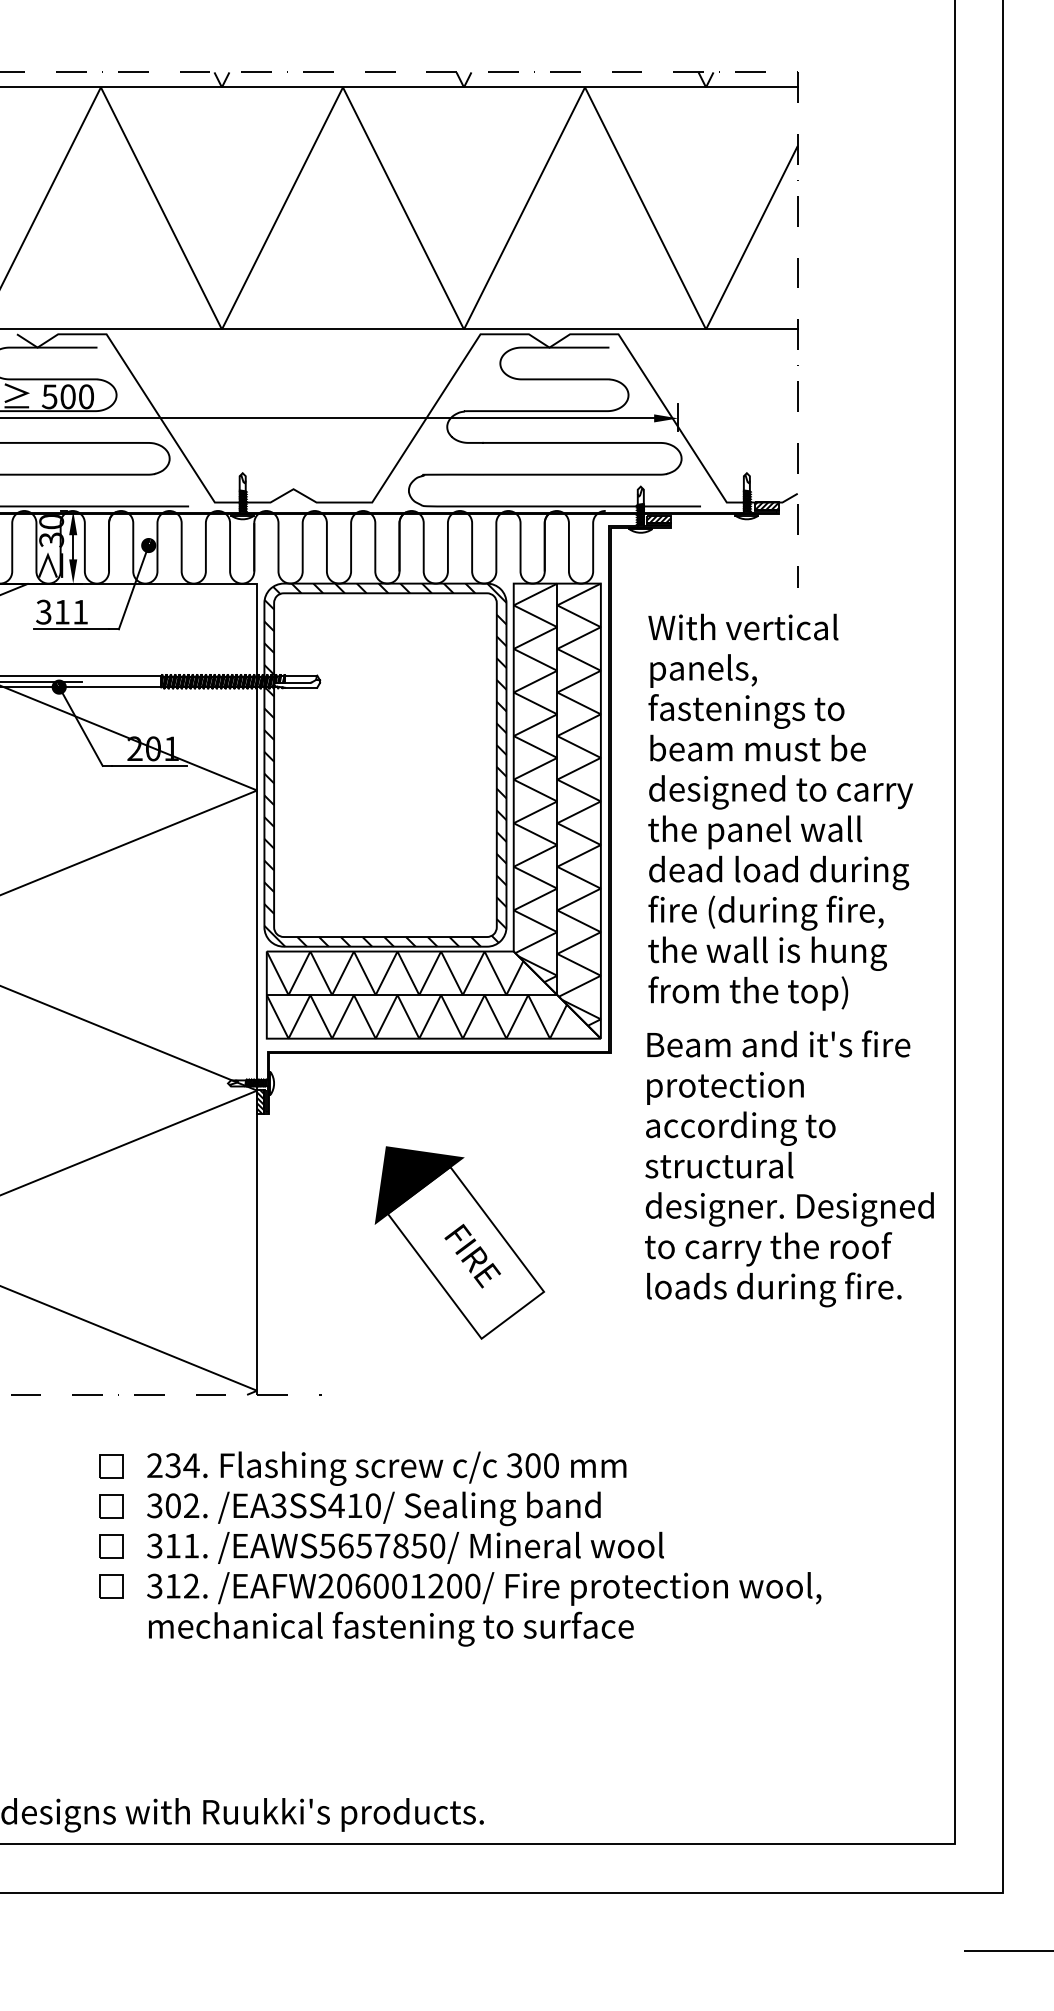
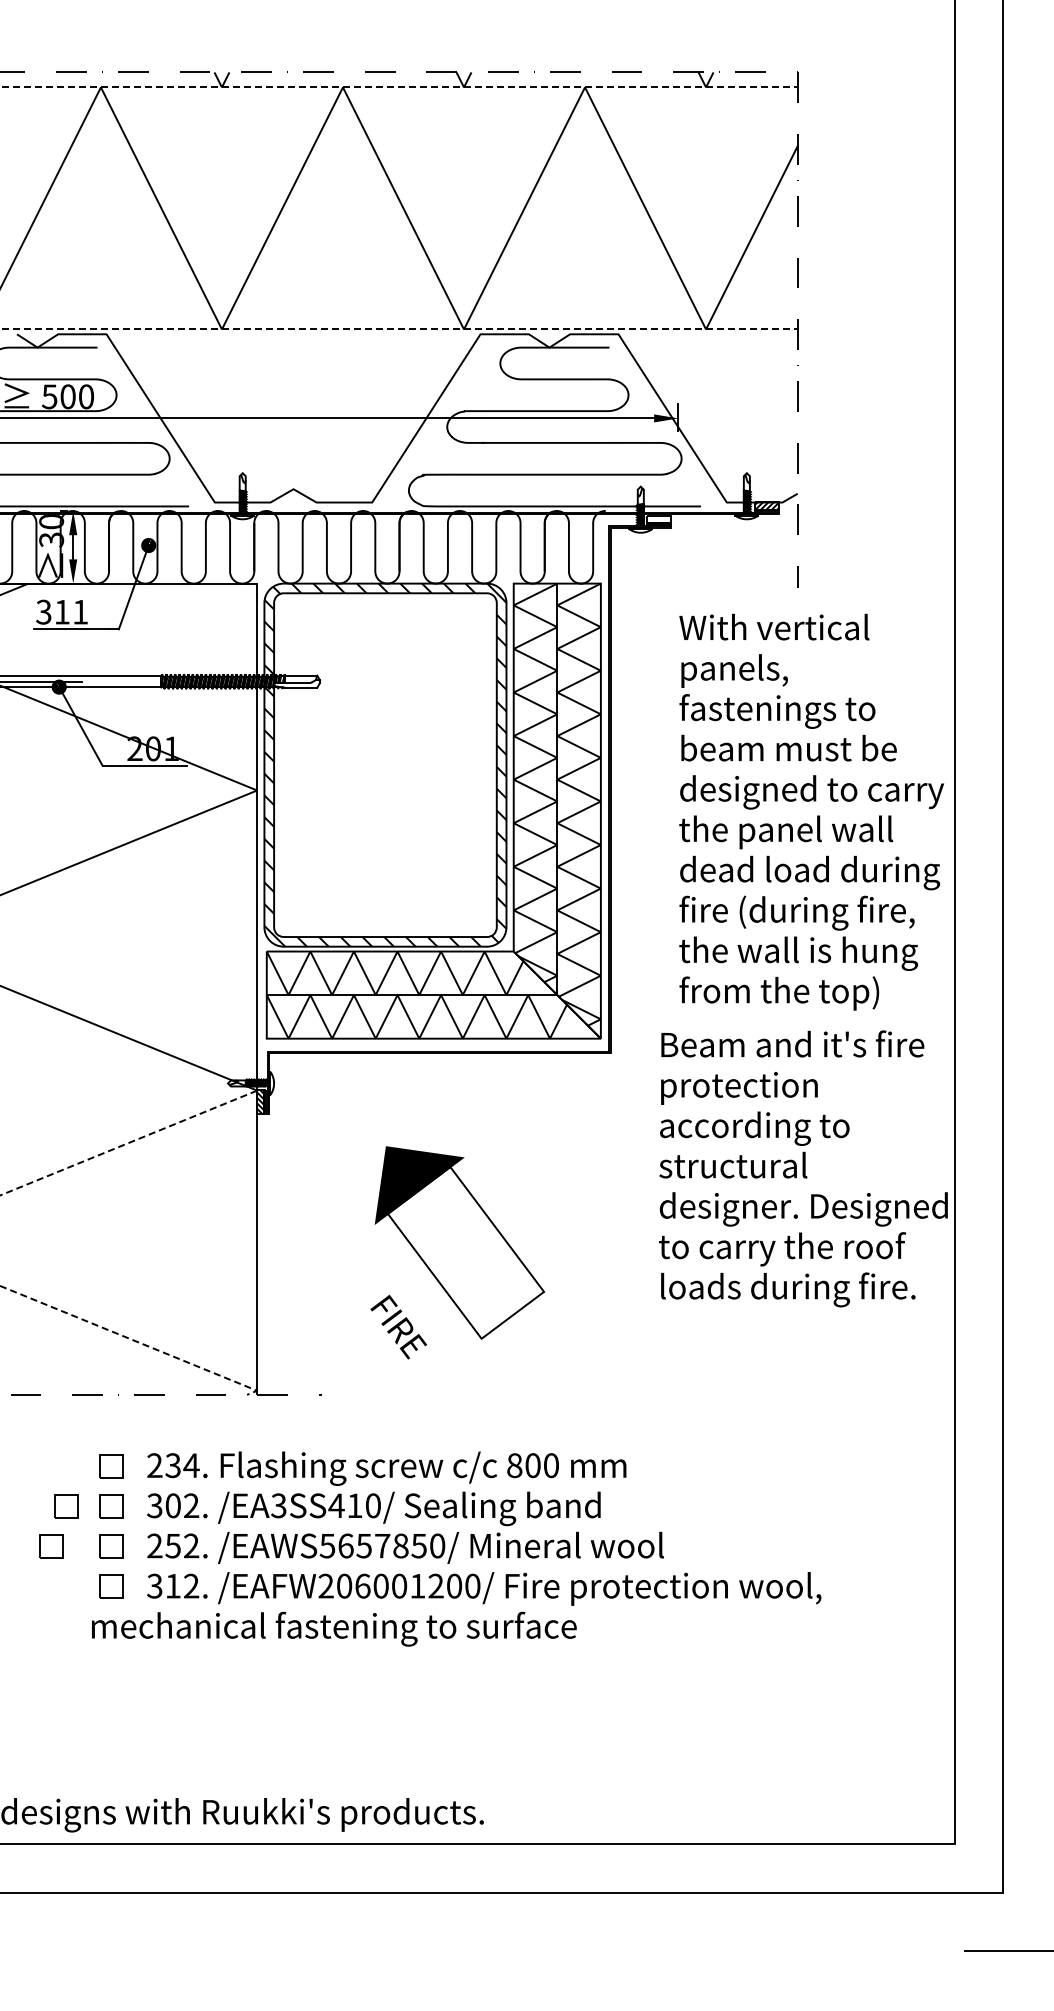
line: solid -> dashed (399, 87)
line: solid -> dashed (399, 329)
hatch: present -> none (658, 519)
text position: (780, 811) -> (811, 811) (811, 811)
text position: (789, 1168) -> (803, 1168) (803, 1168)
text position: (472, 1256) -> (398, 1327) (398, 1327)
line: solid -> dashed (5, 1288)
text: 300 -> 800 (514, 1465)
part: none -> present (66, 1506)
text: 311. -> 252. (173, 1545)
part: none -> present (51, 1546)
text position: (391, 1628) -> (334, 1628) (334, 1628)
